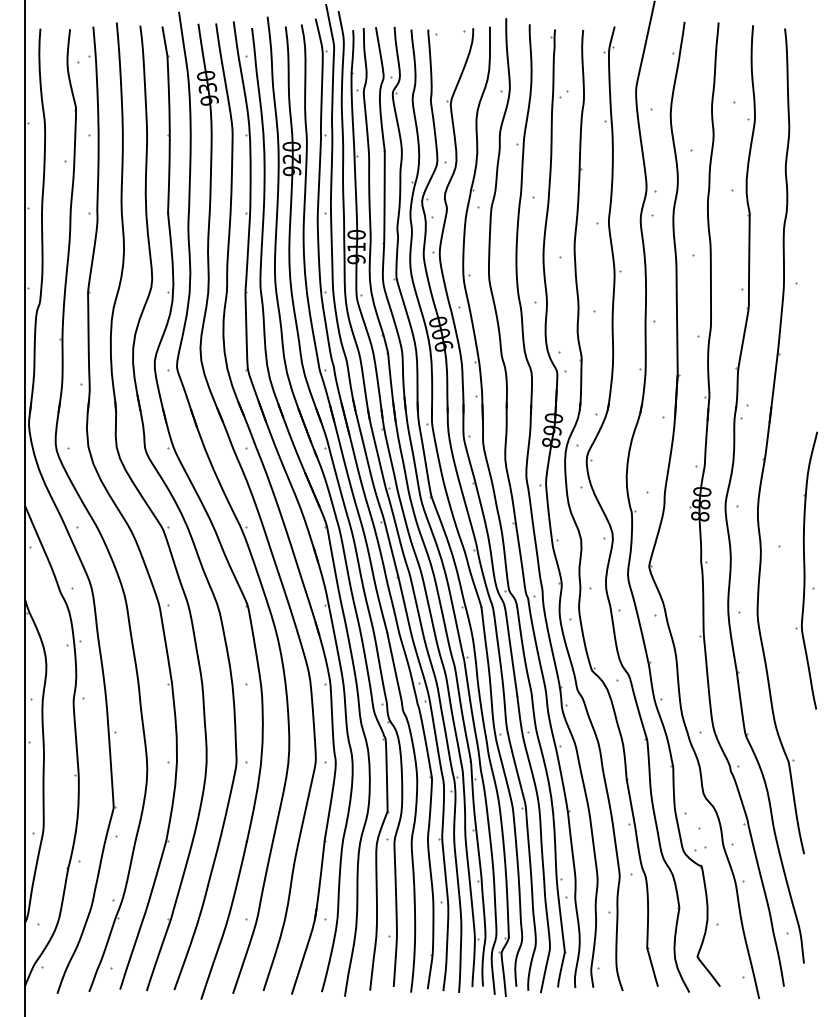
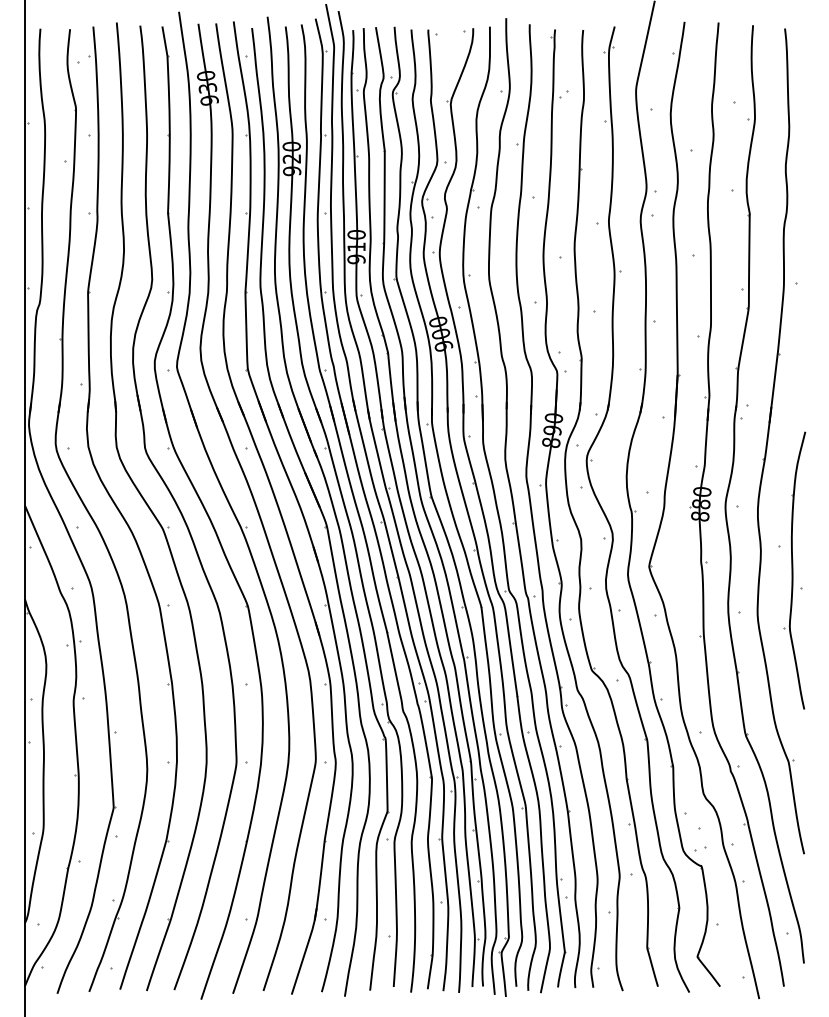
part position: (806, 570) -> (794, 570) (794, 570)
